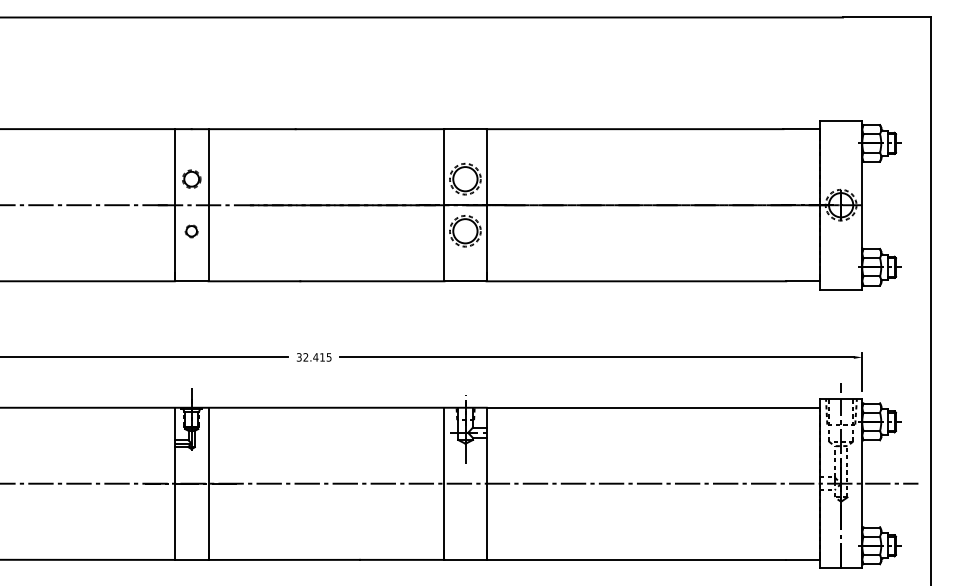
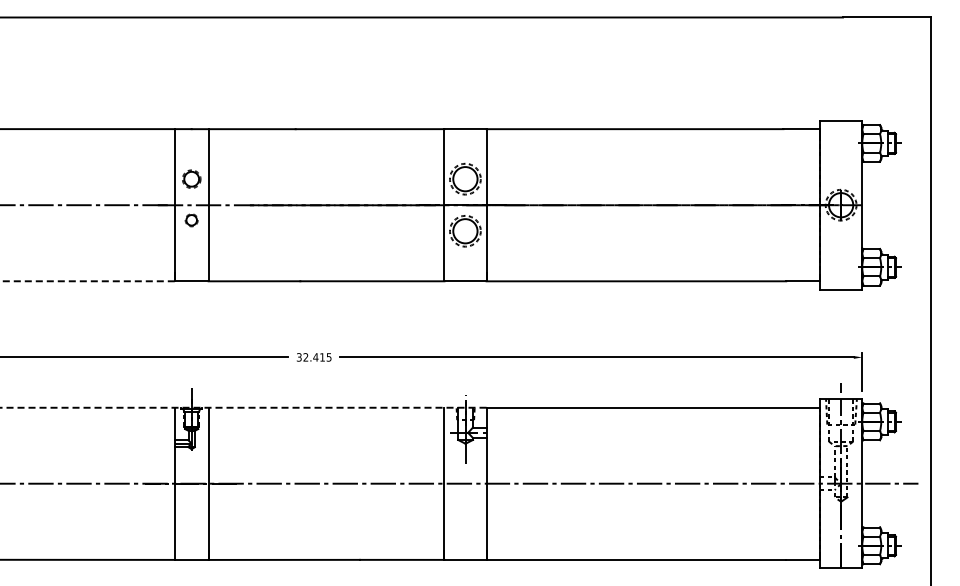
circle position: (191, 231) -> (191, 220) (191, 220)
line: solid -> dashed (86, 281)
line: solid -> dashed (244, 407)
